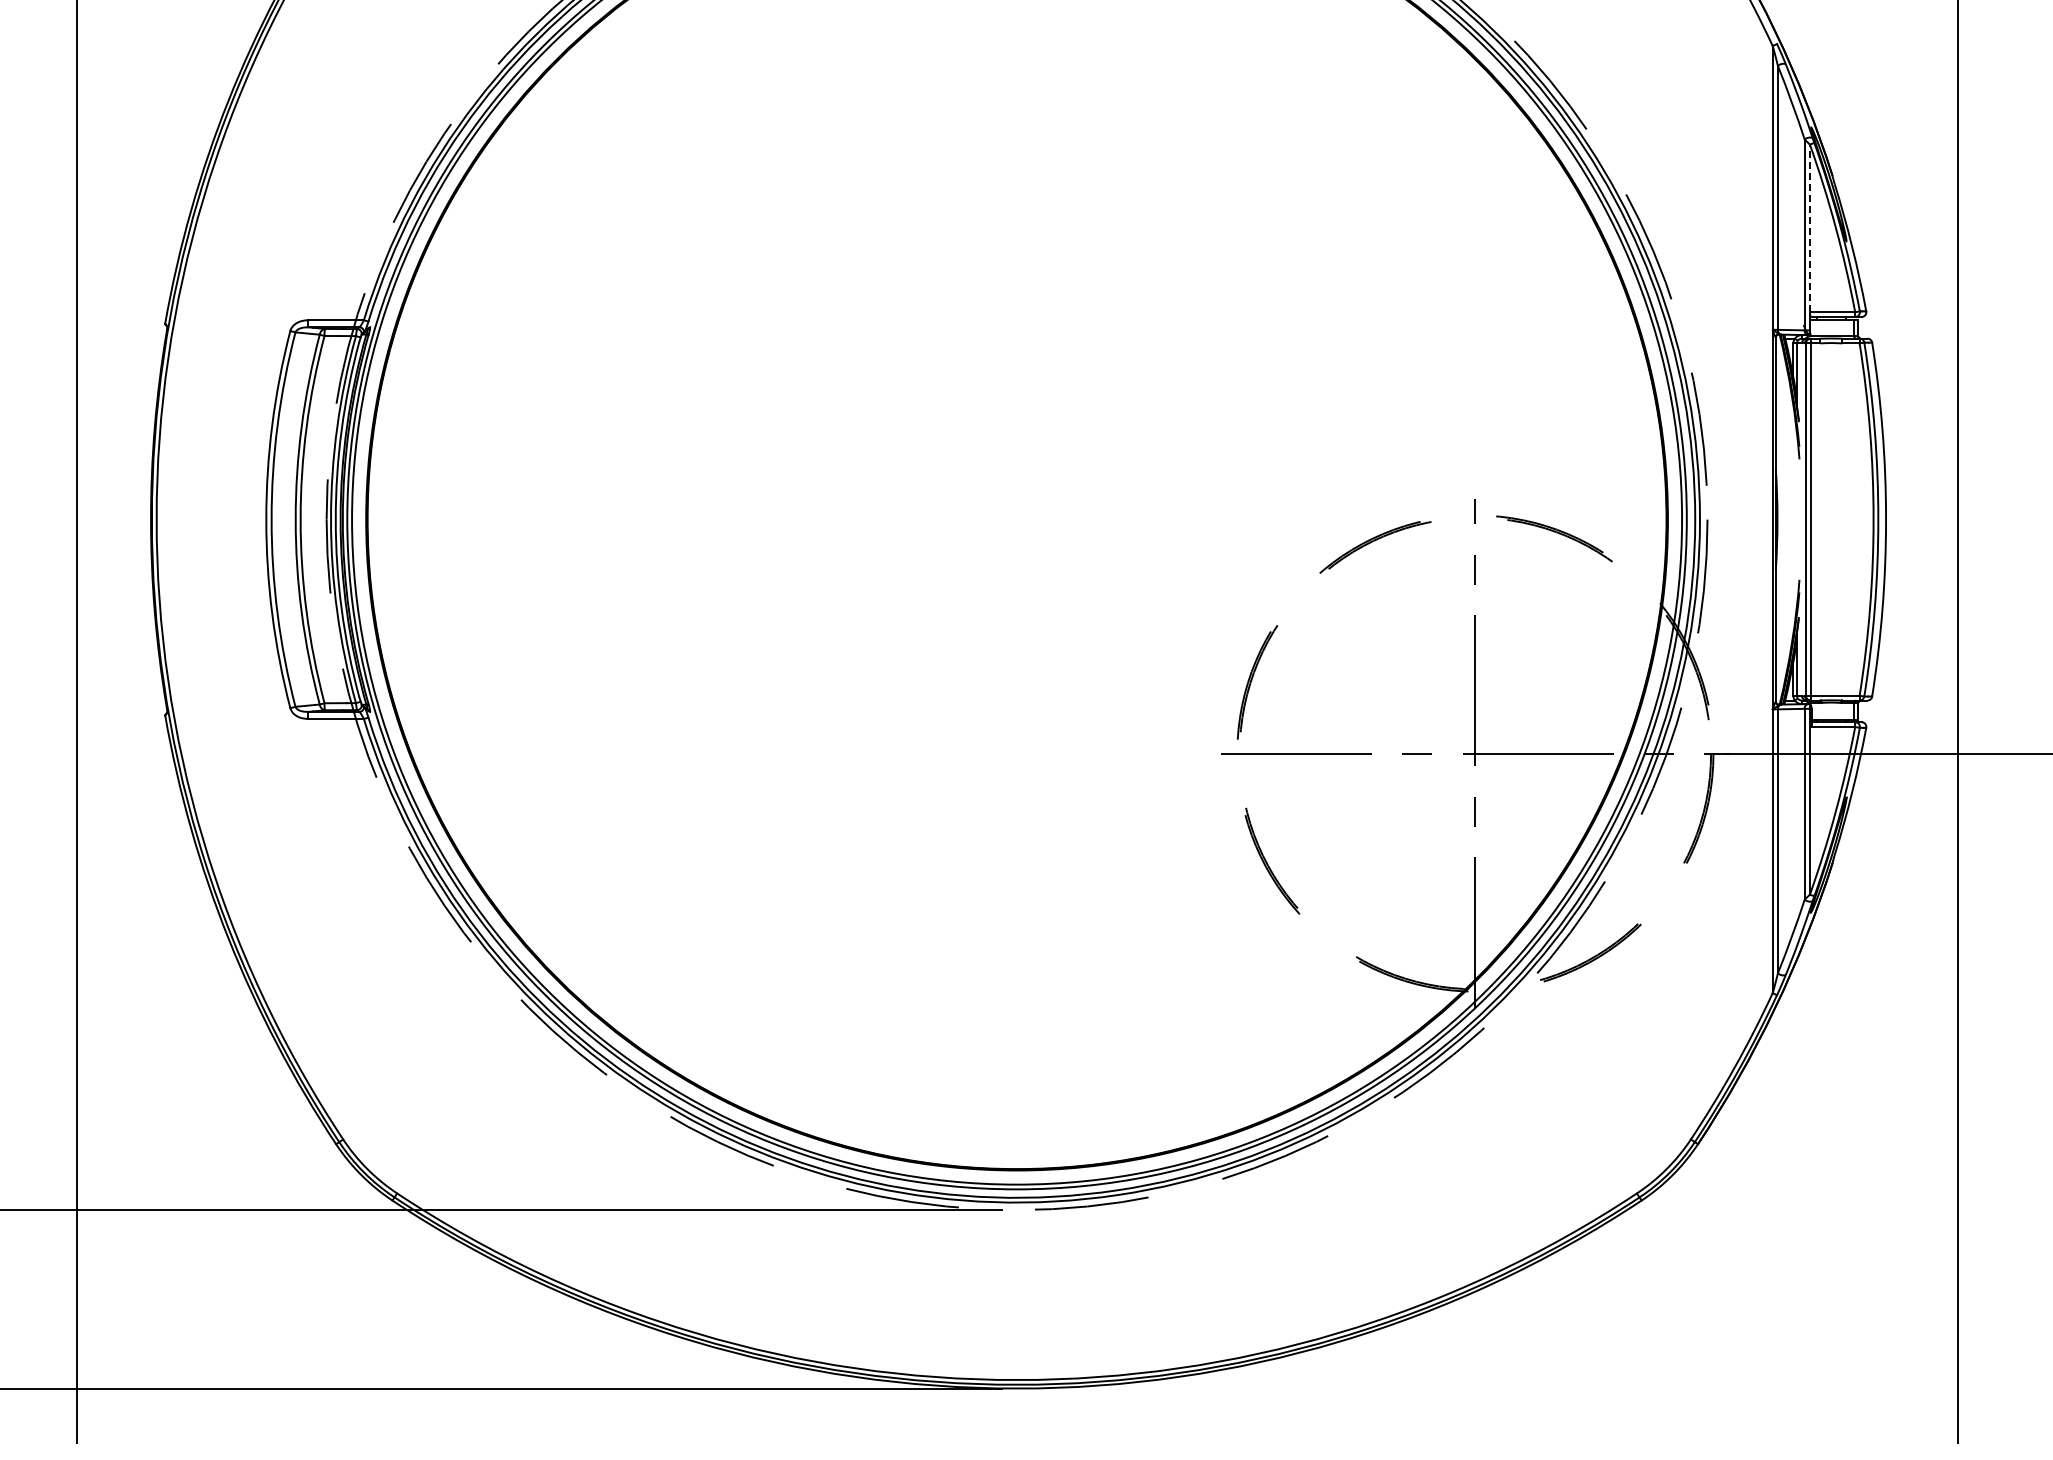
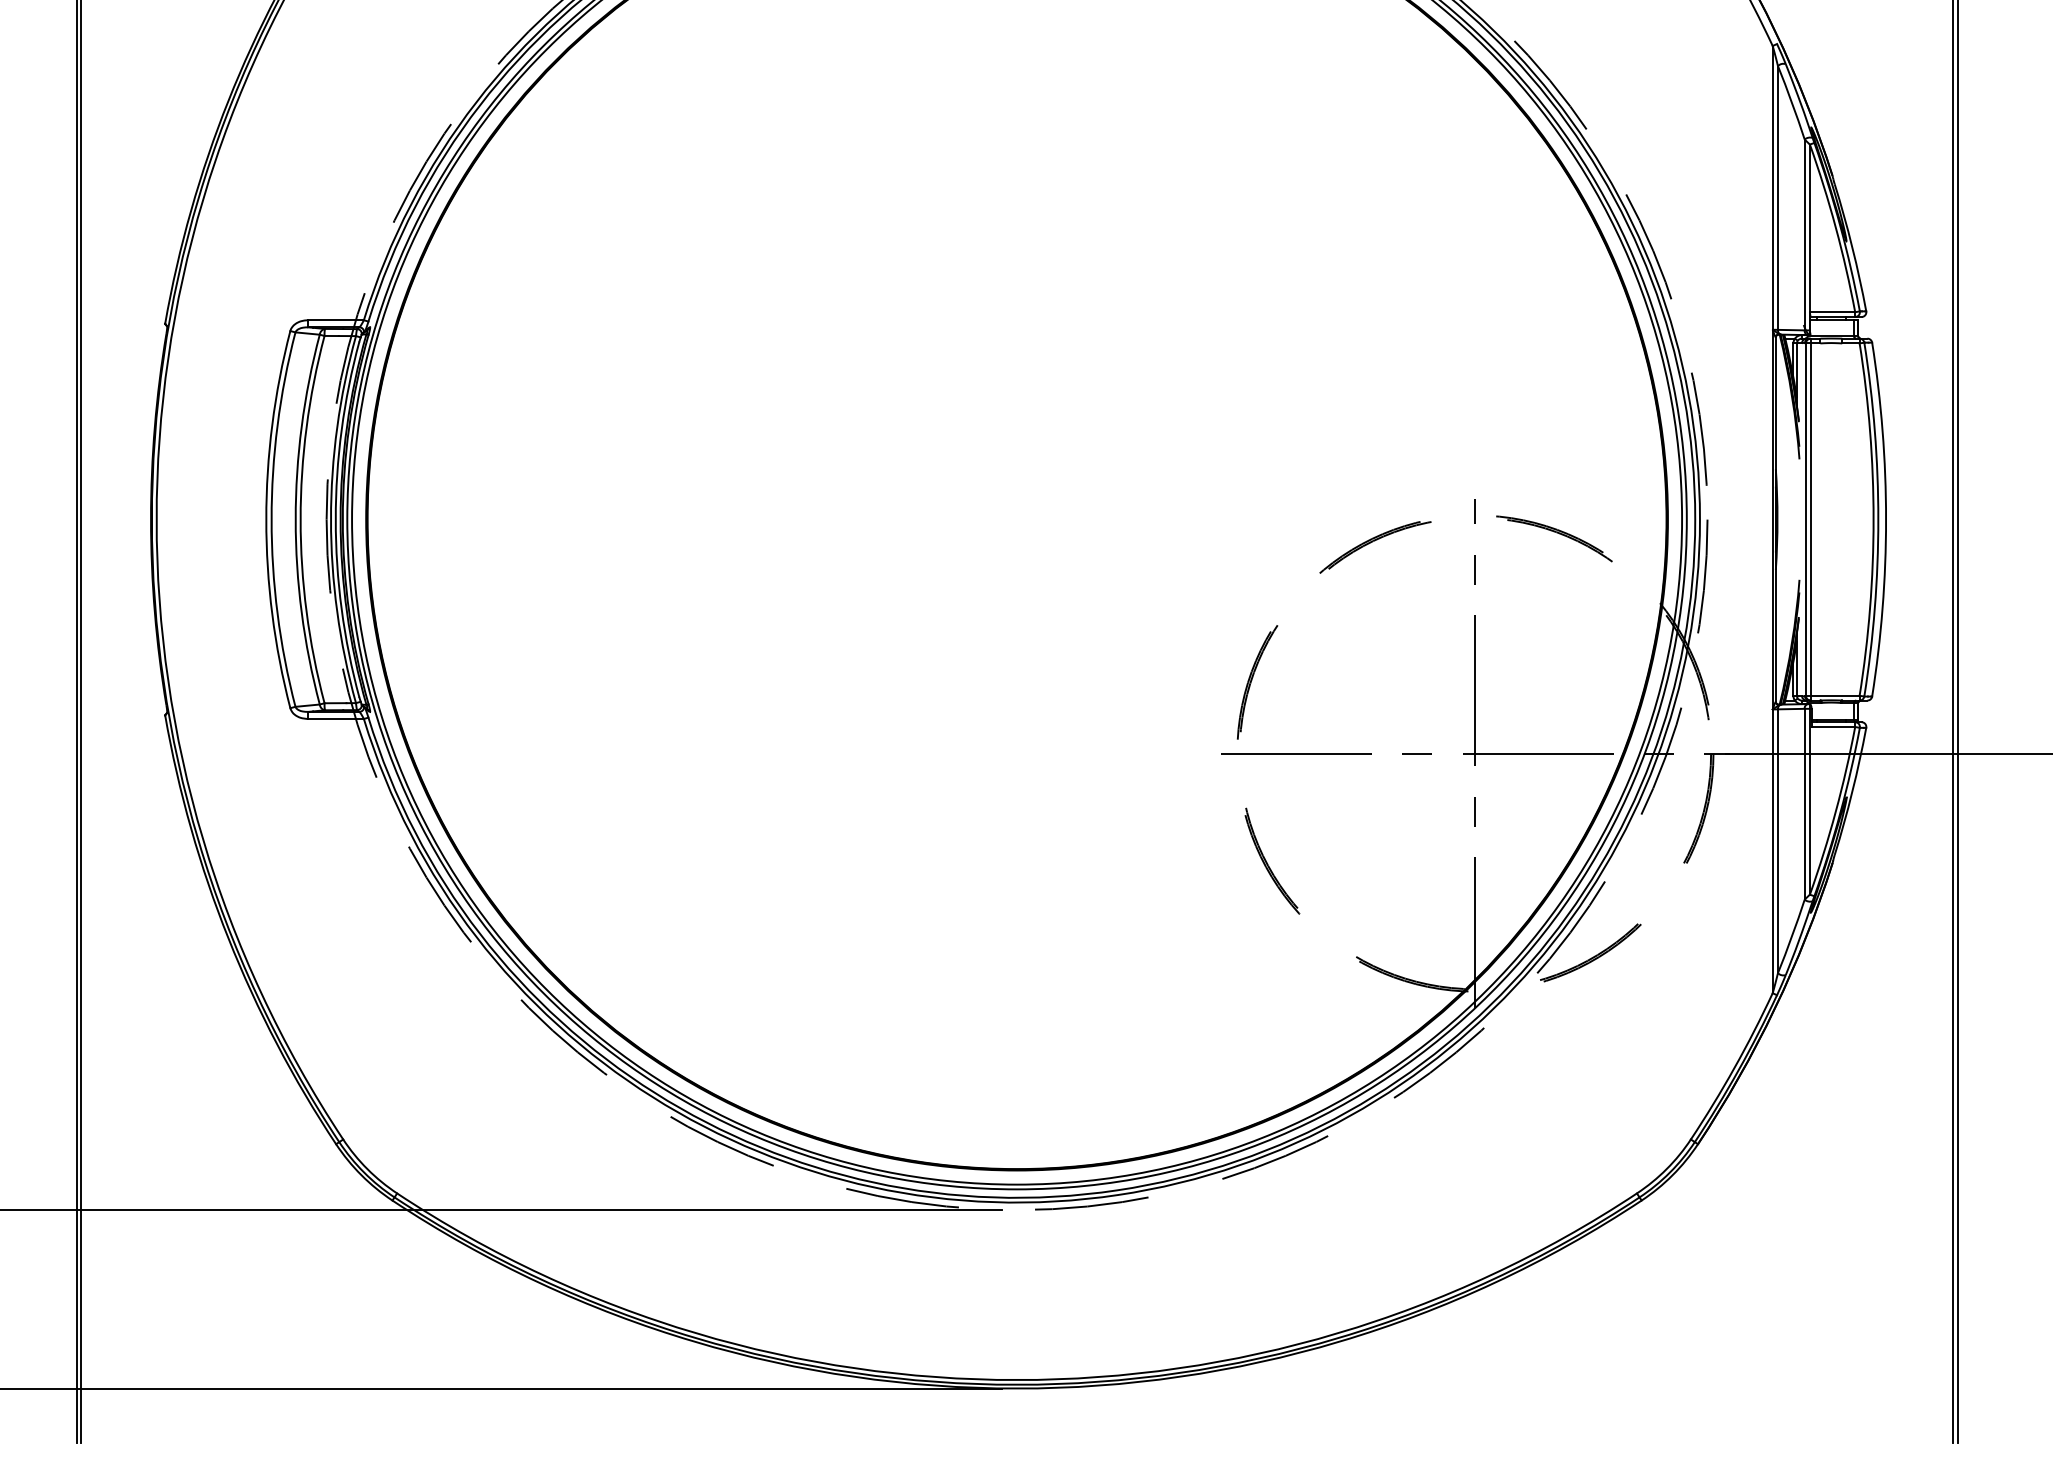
line: dashed -> solid (1809, 228)
line: none -> present (80, 722)
line: none -> present (1953, 722)
